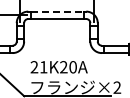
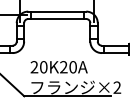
line: dashed -> solid (57, 11)
text: 21K20A -> 20K20A (43, 67)
